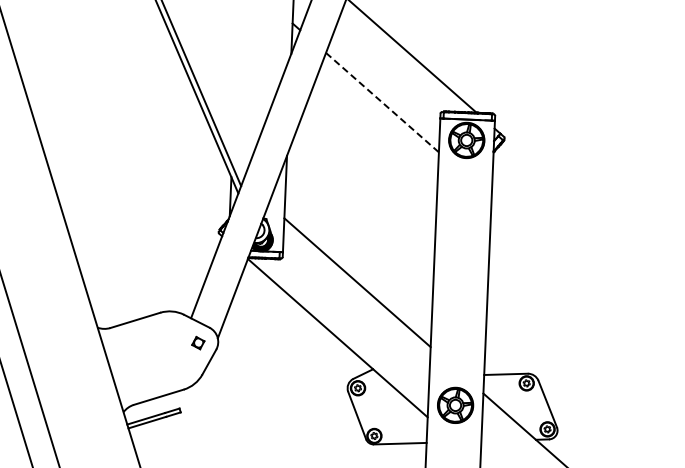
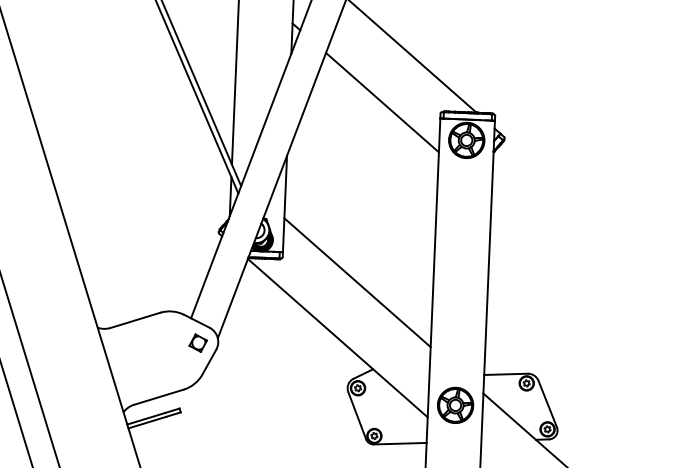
line: none -> present (234, 83)
line: dashed -> solid (382, 102)
part size: 15x16 px -> 21x20 px (198, 342)
